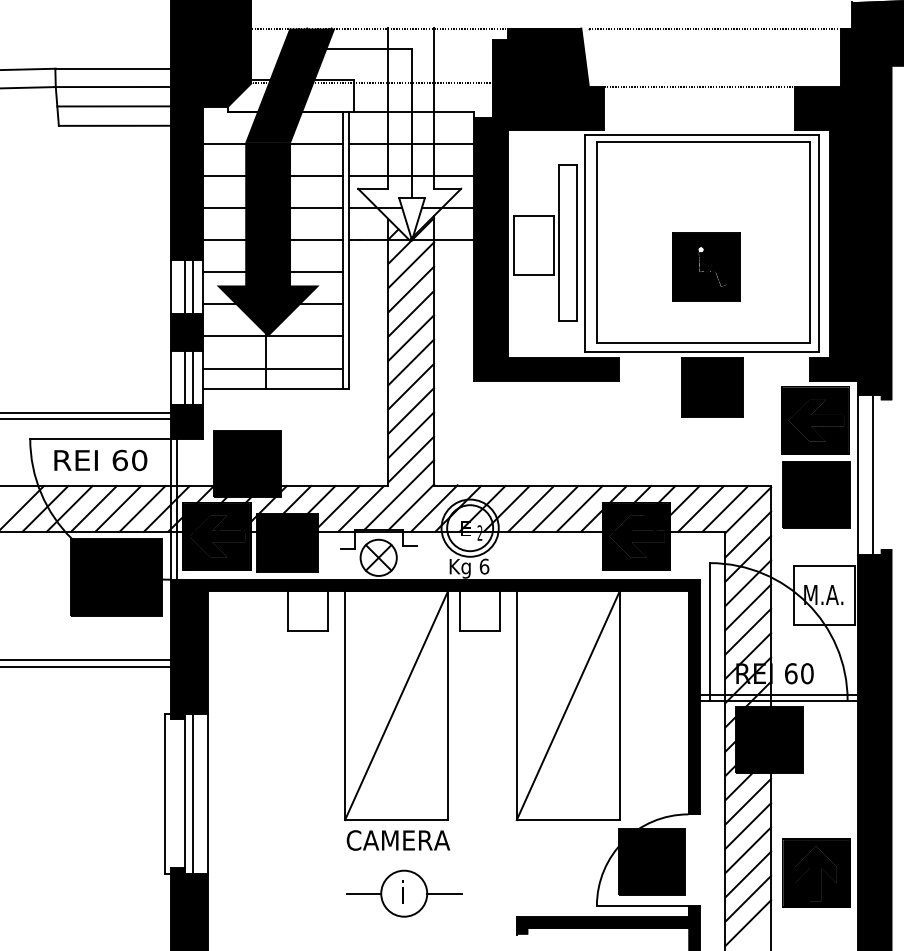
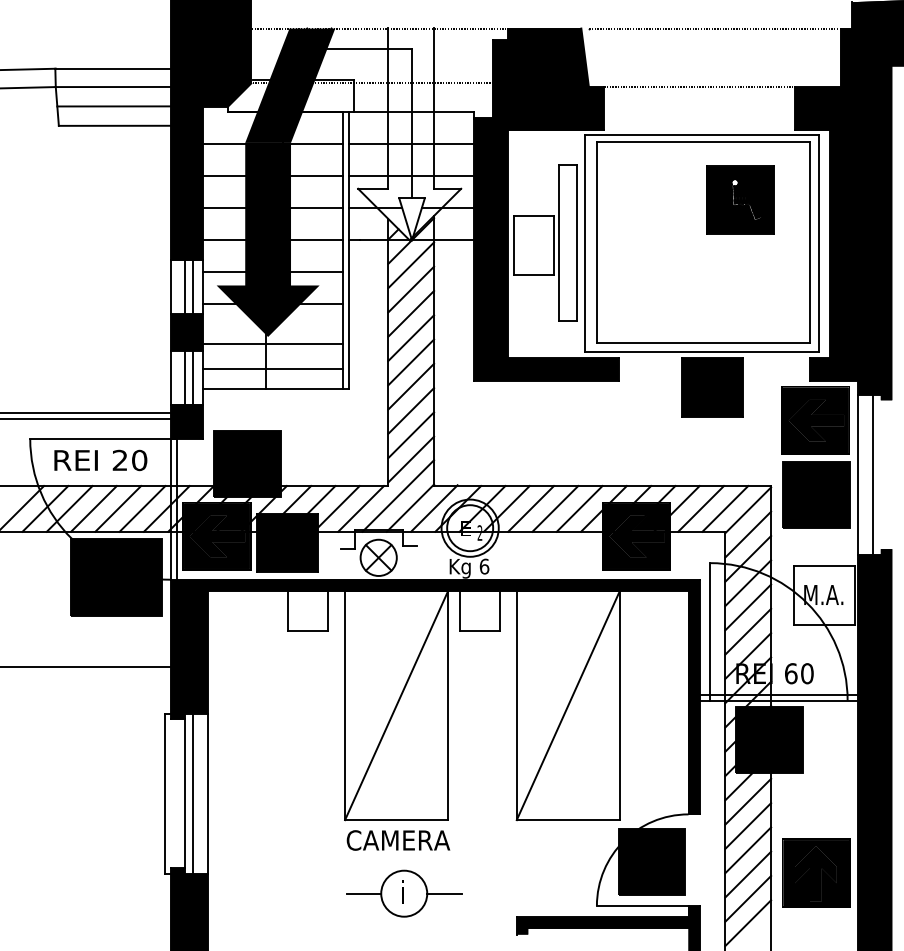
part position: (706, 266) -> (740, 199) (740, 199)
line position: (272, 336) -> (272, 344) (272, 344)
text: 60 -> 20 (119, 460)
line: present -> none (86, 659)
